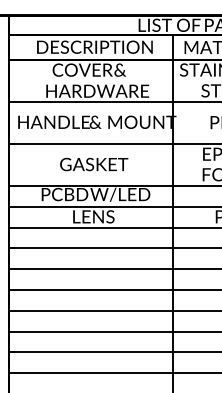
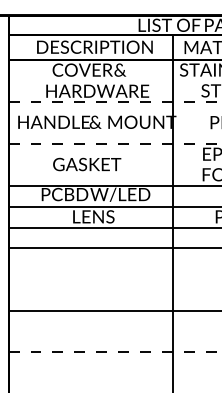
line: solid -> dashed (115, 101)
line: solid -> dashed (115, 143)
text position: (94, 164) -> (87, 164) (87, 164)
line: present -> none (113, 269)
line: present -> none (113, 289)
line: present -> none (113, 331)
line: solid -> dashed (115, 352)
line: present -> none (113, 373)
